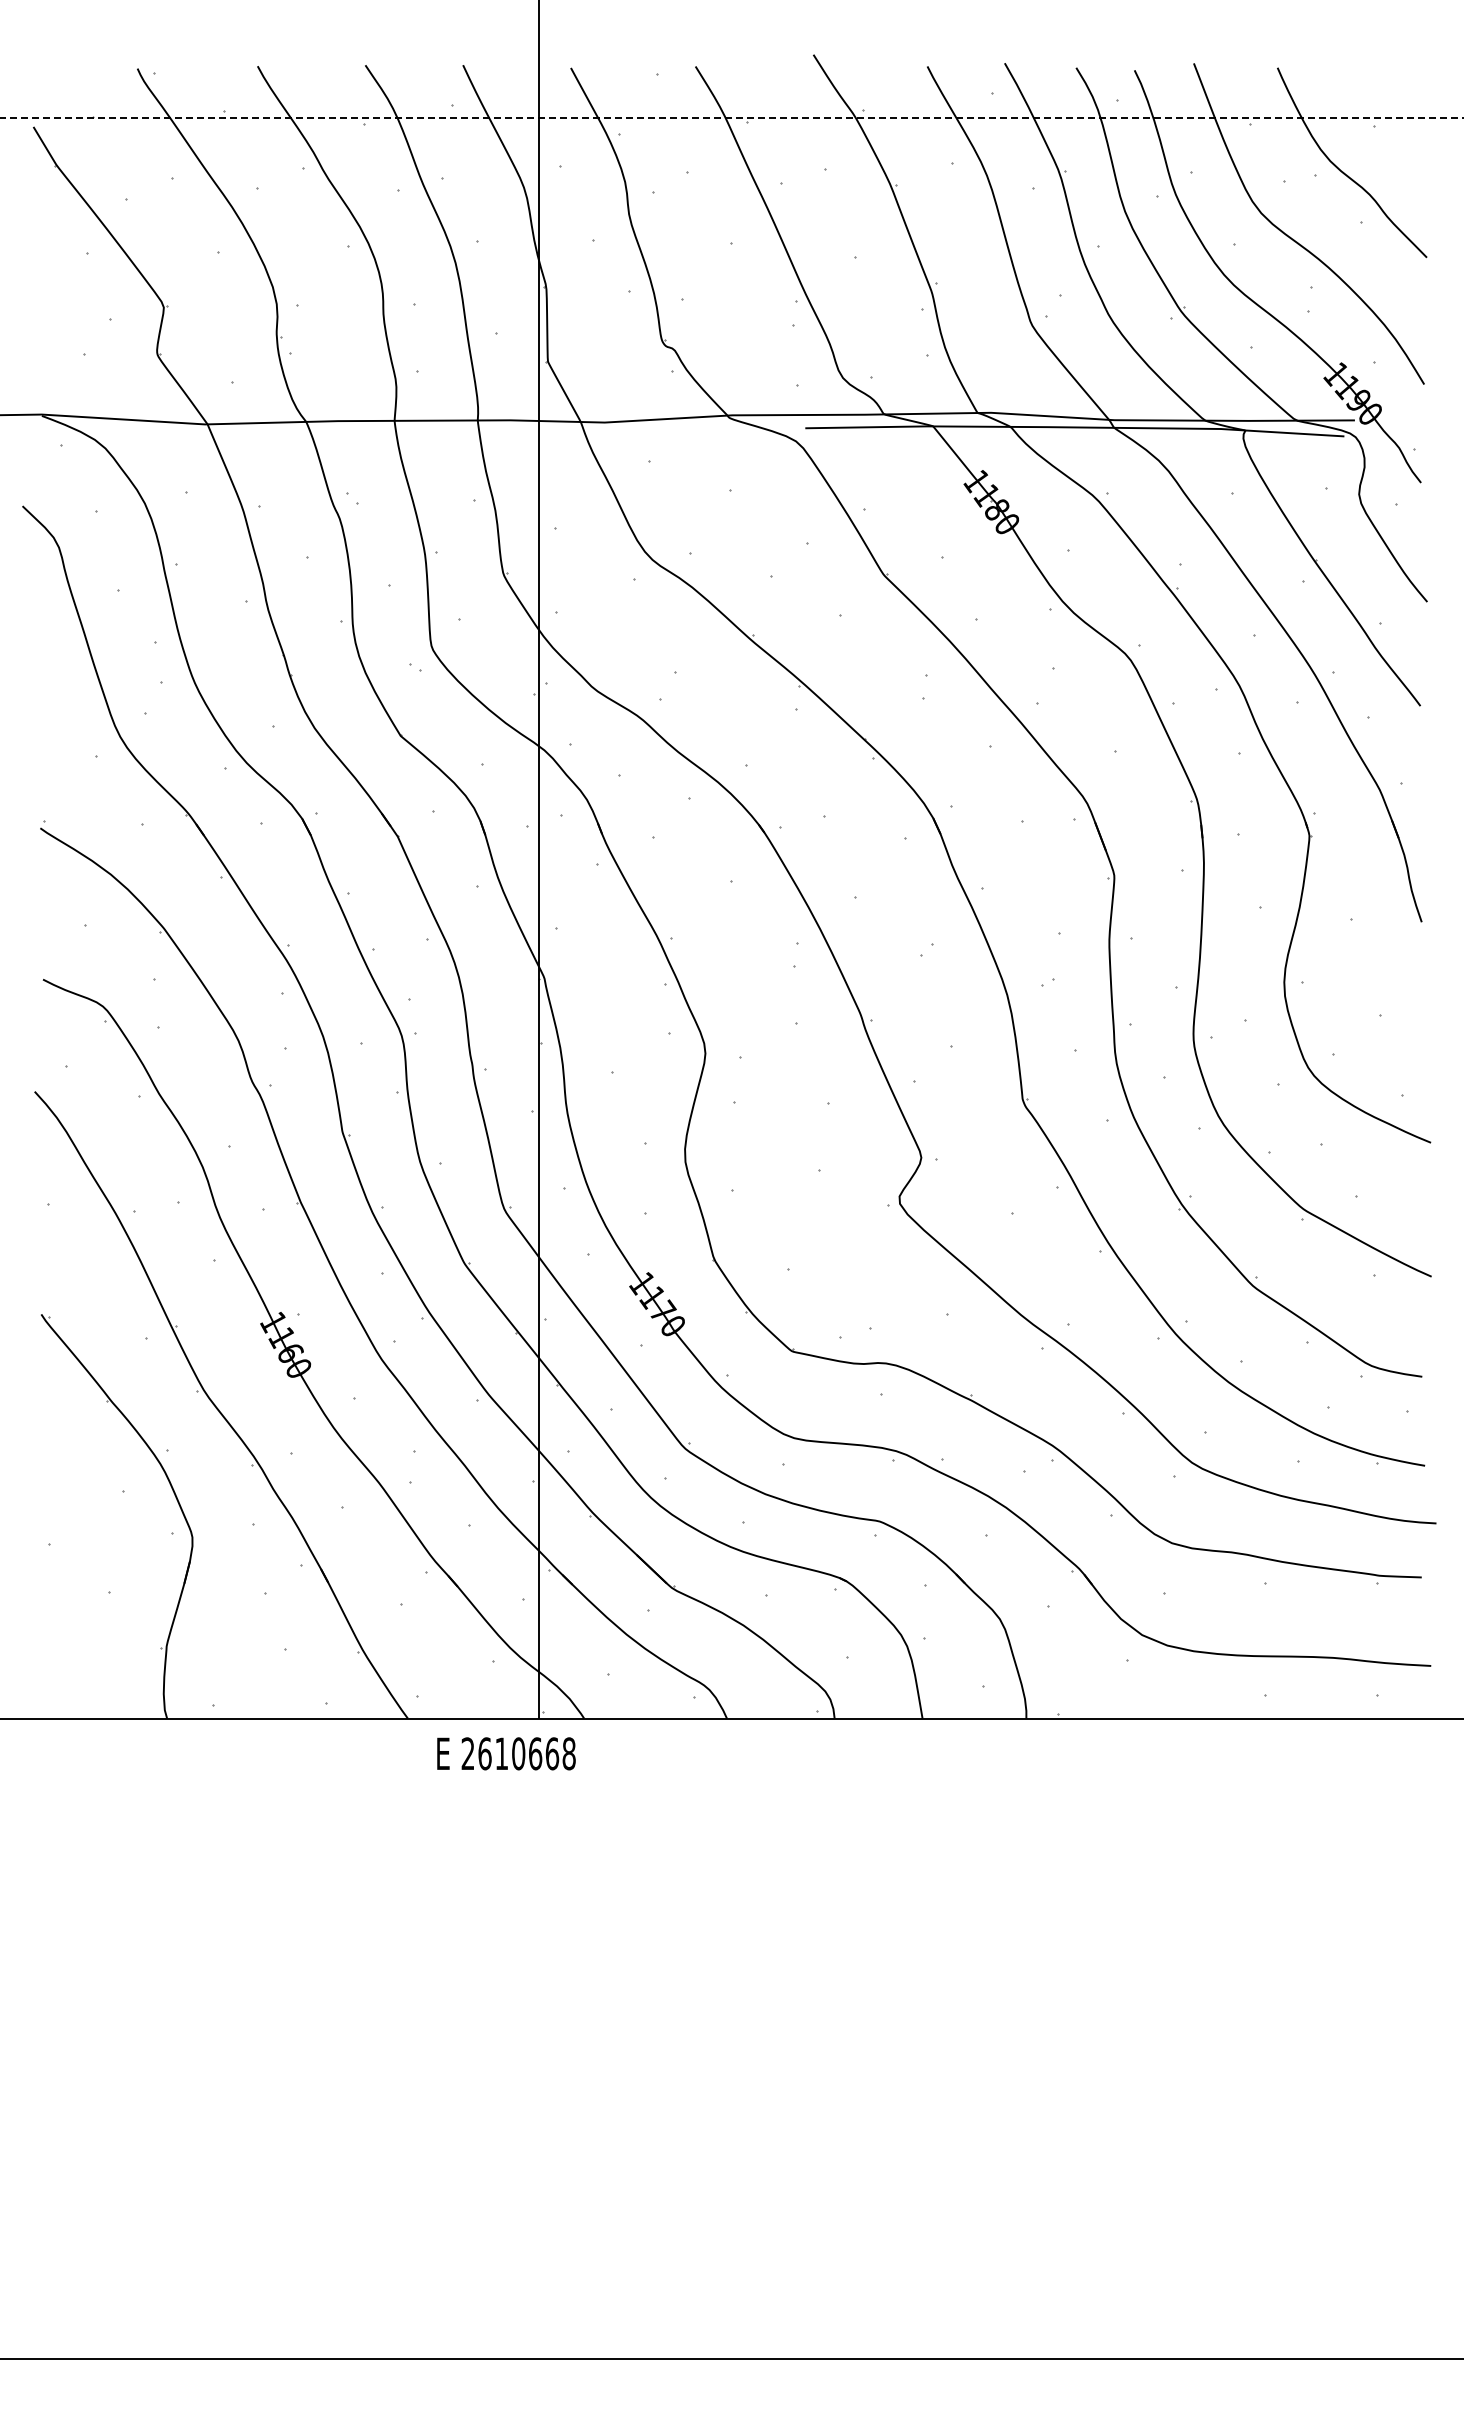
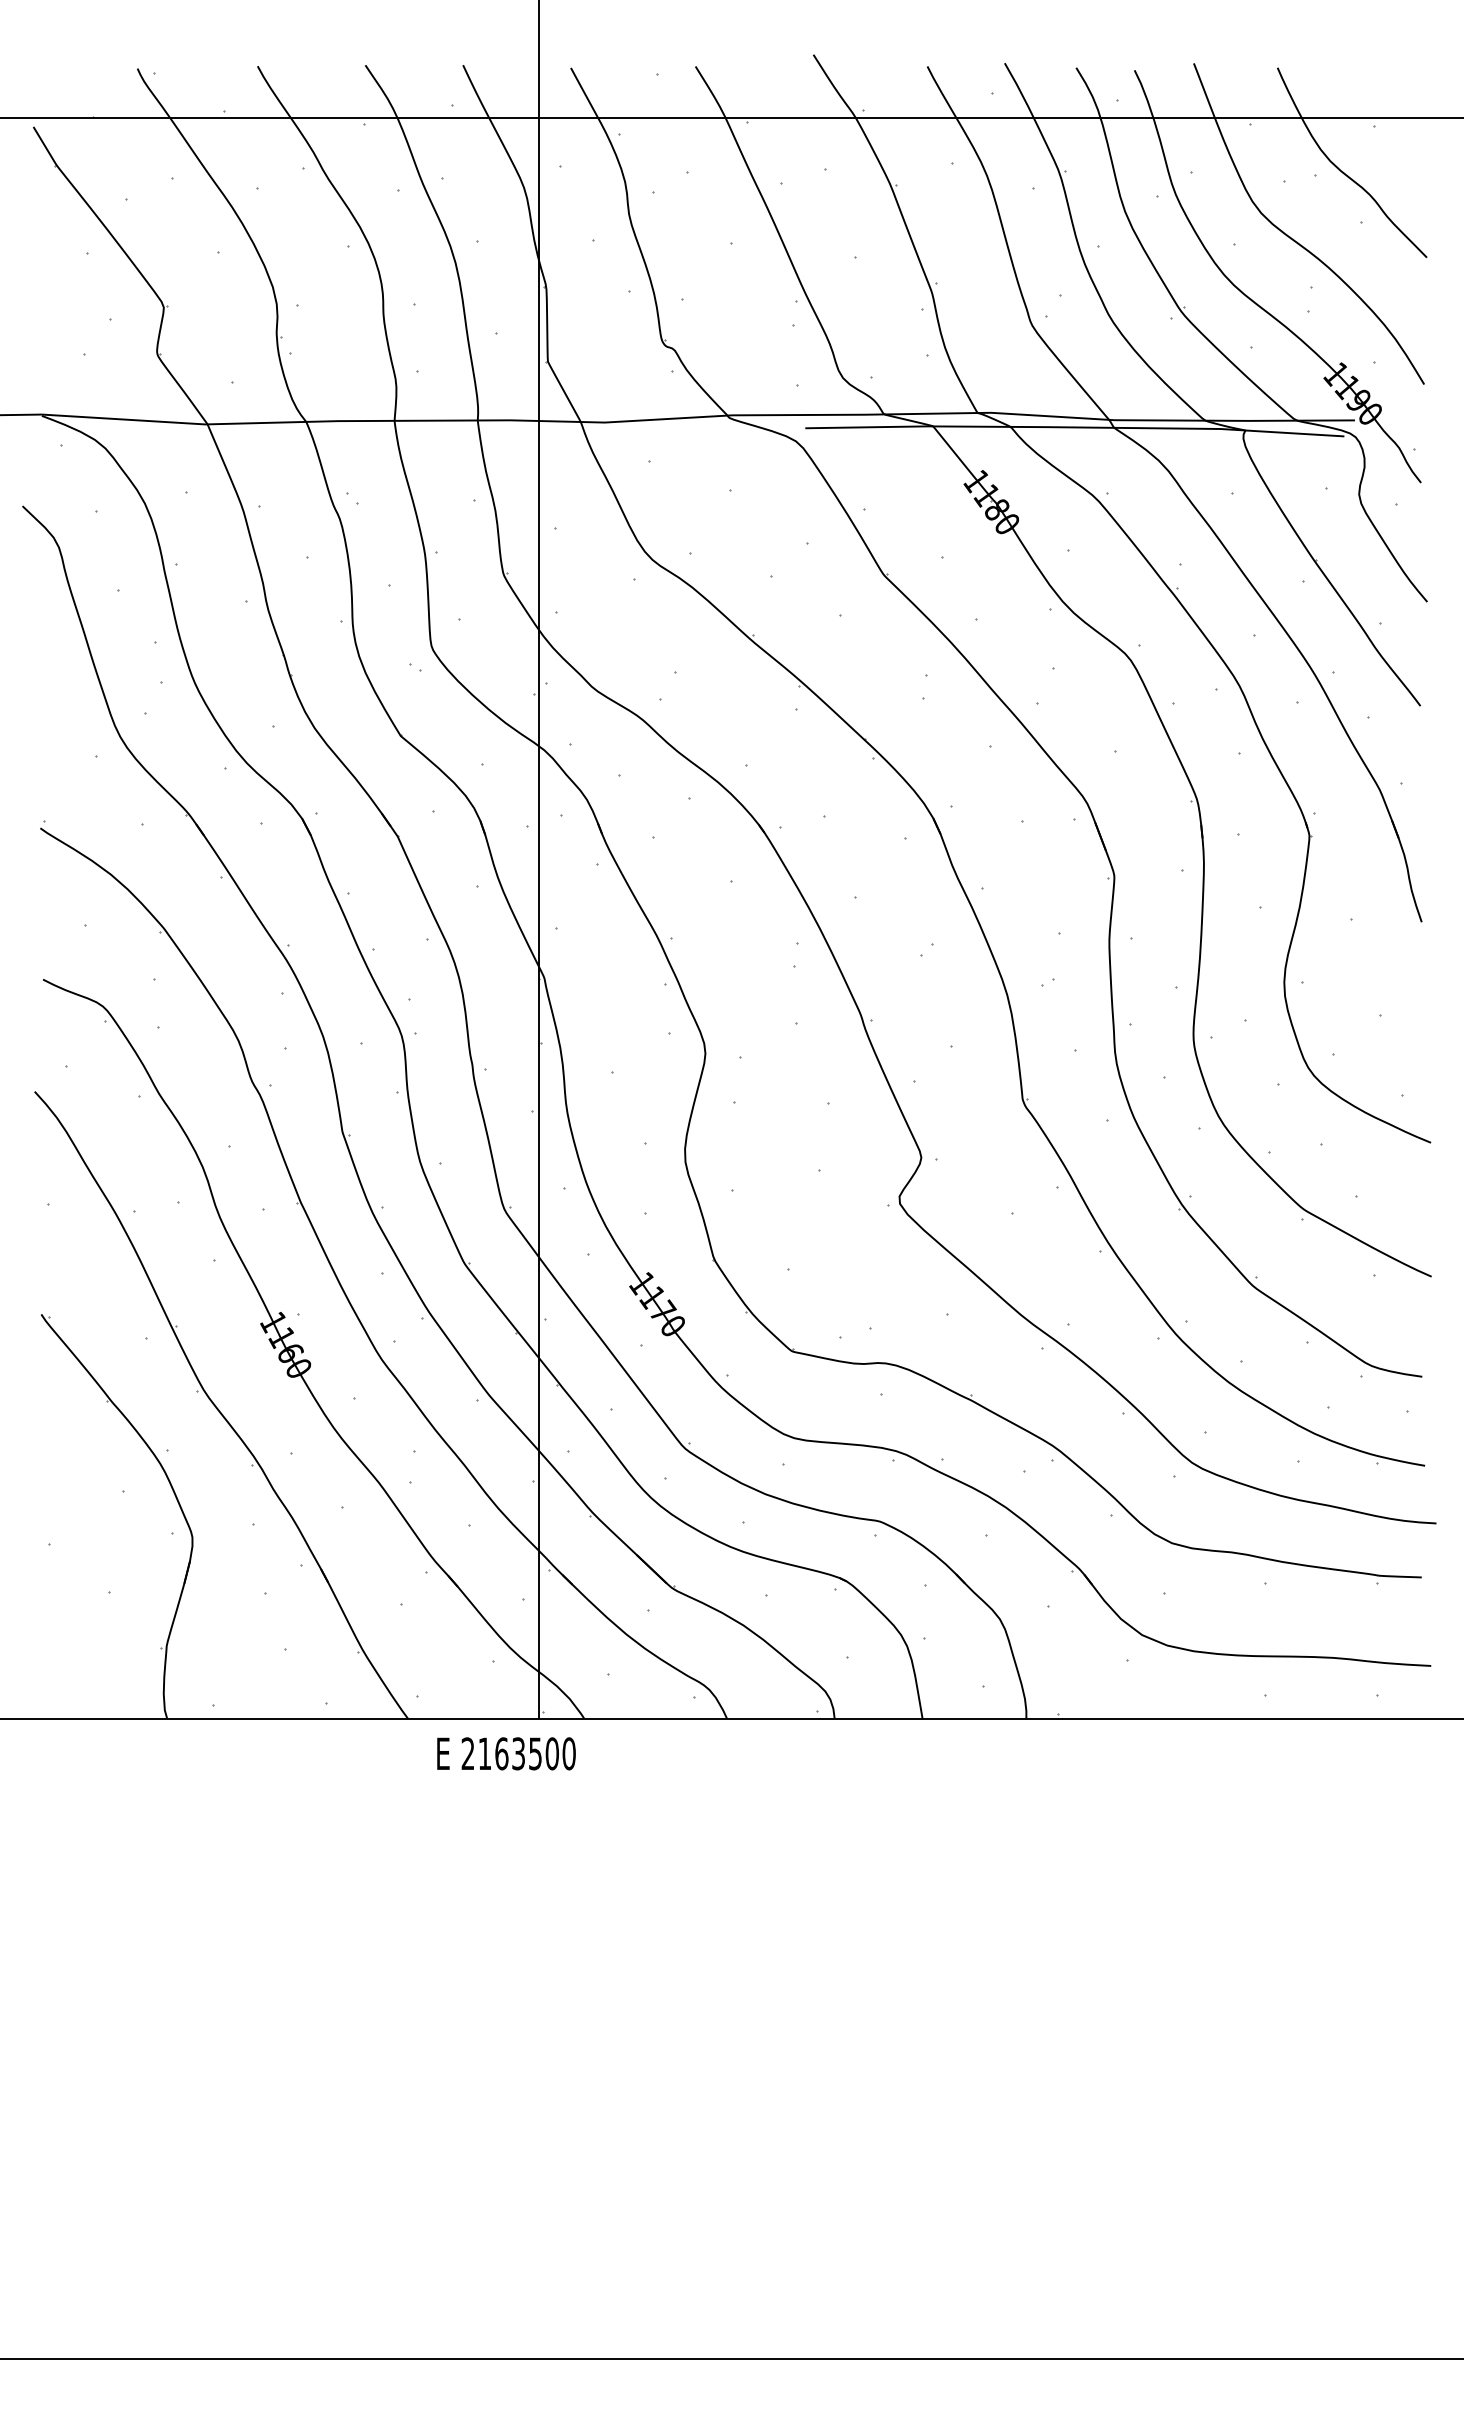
line: dashed -> solid (731, 117)
text: 2610668 -> 2163500 (526, 1753)
